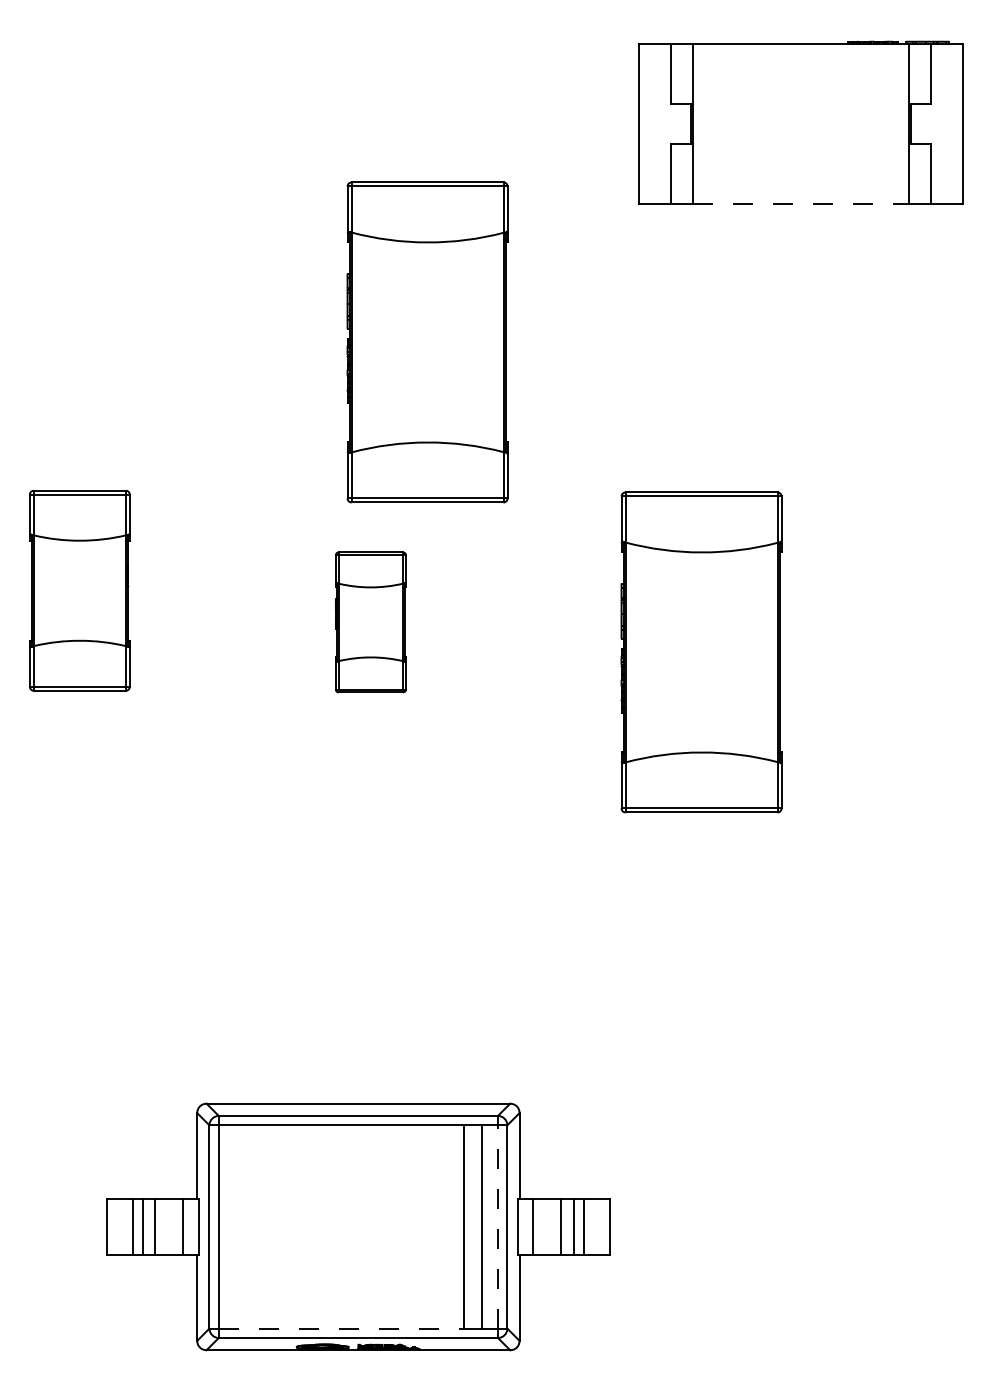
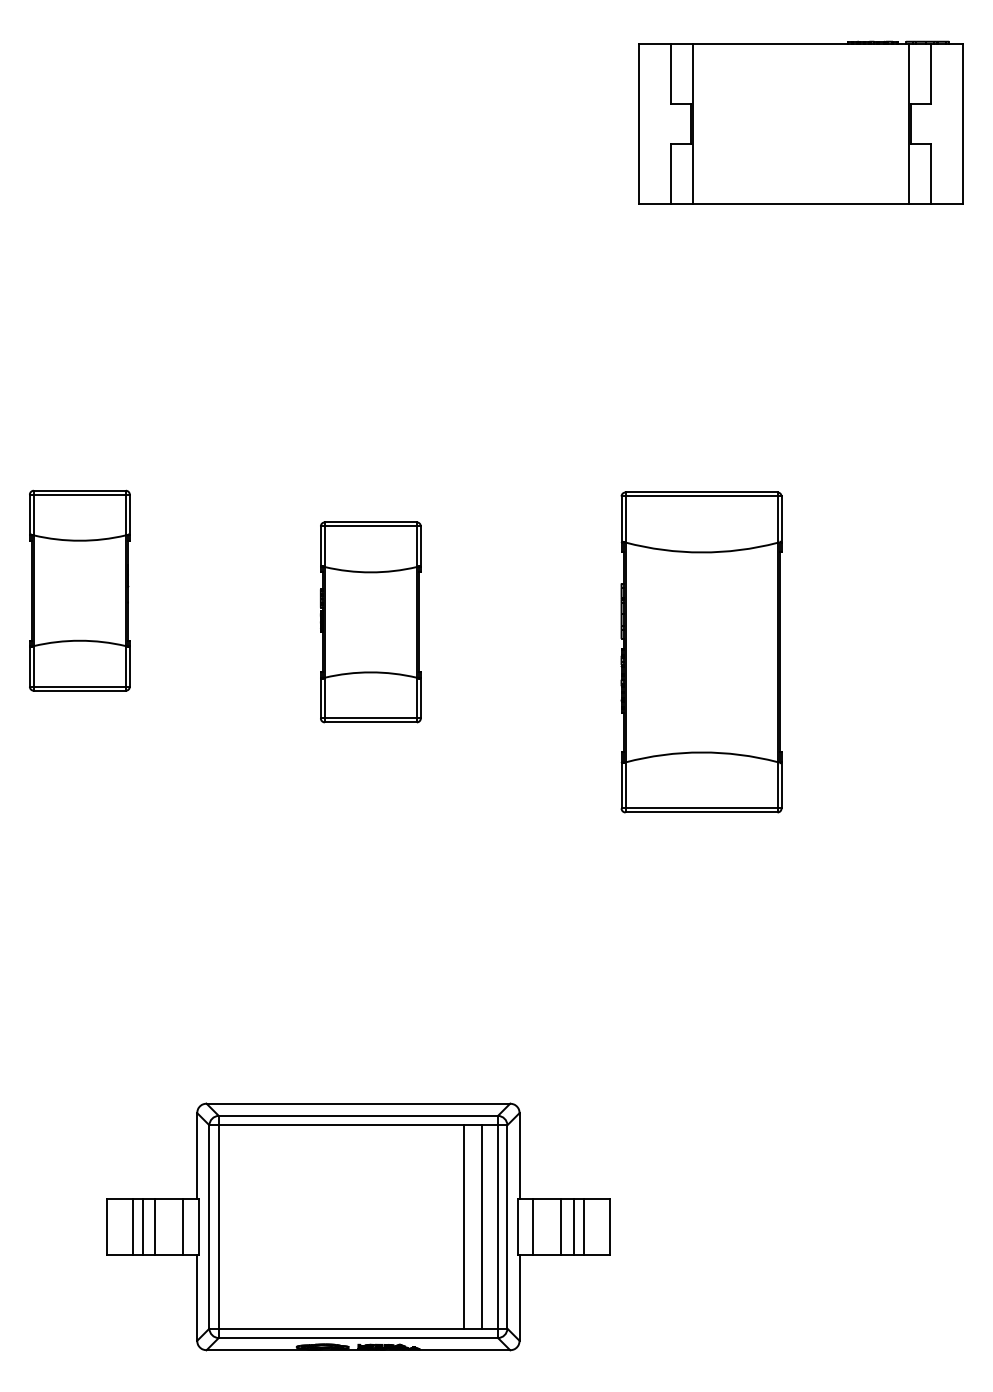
line: dashed -> solid (801, 203)
part: present -> none (427, 342)
part size: 72x143 px -> 102x203 px (370, 622)
line: dashed -> solid (498, 1226)
line: dashed -> solid (341, 1328)
